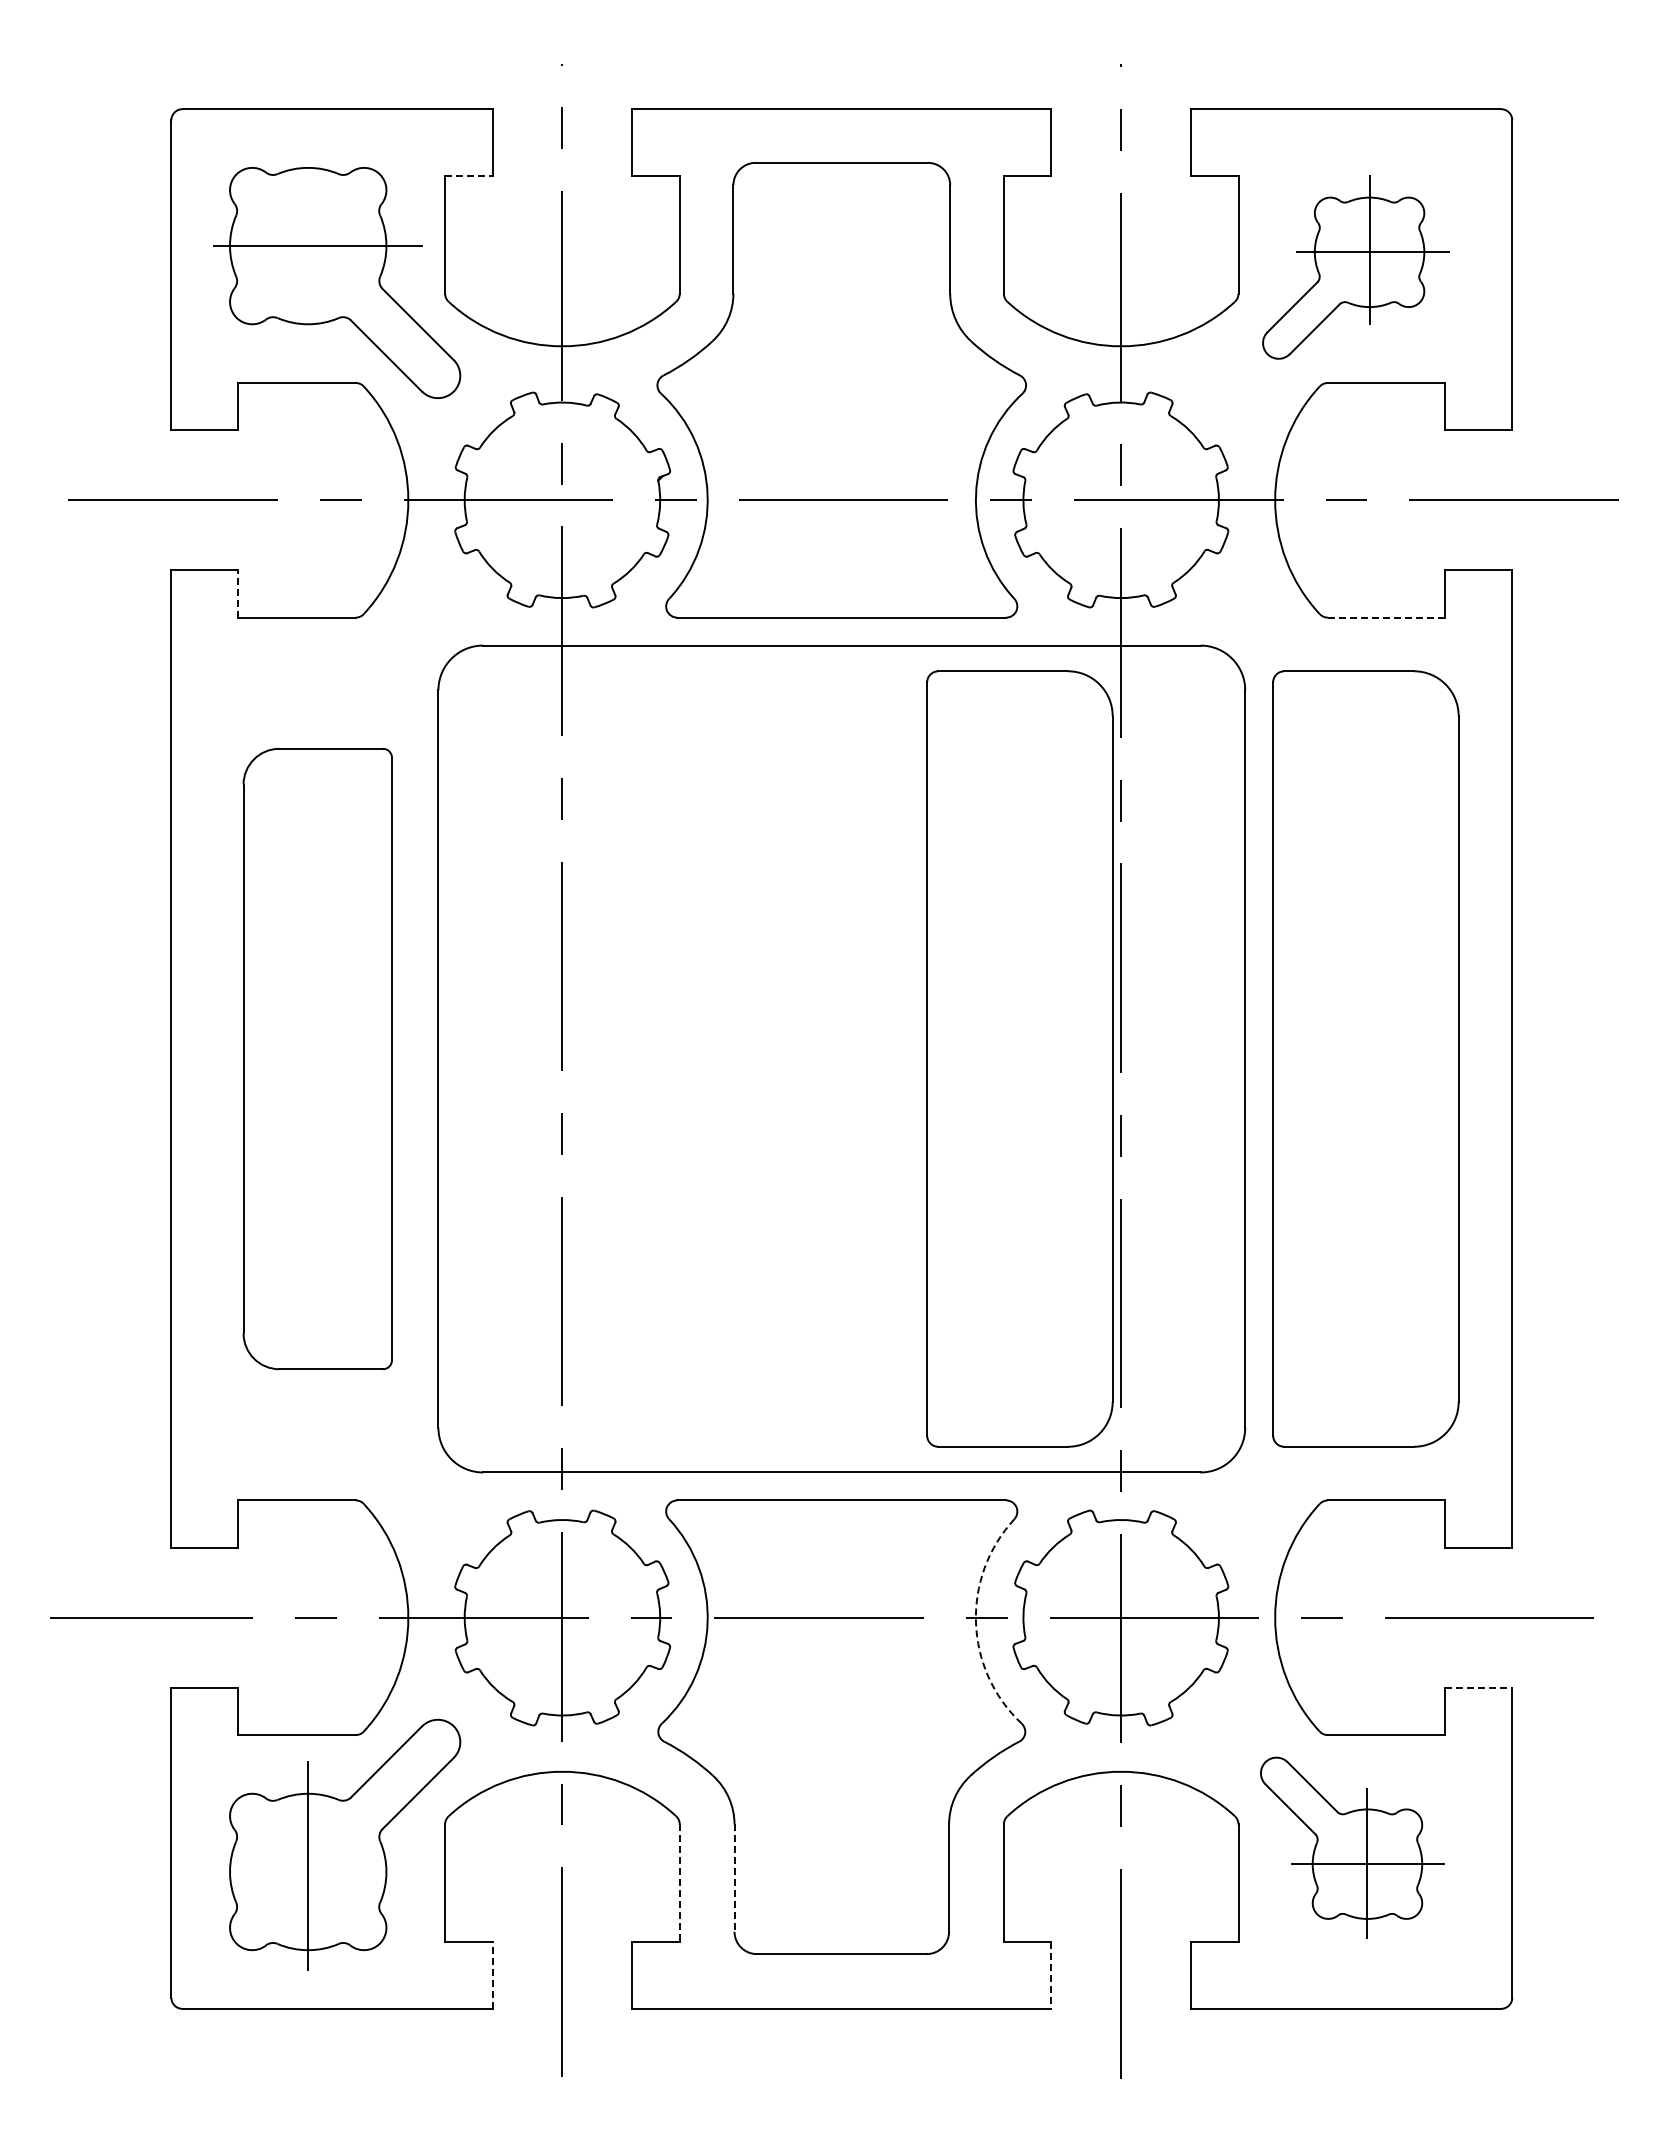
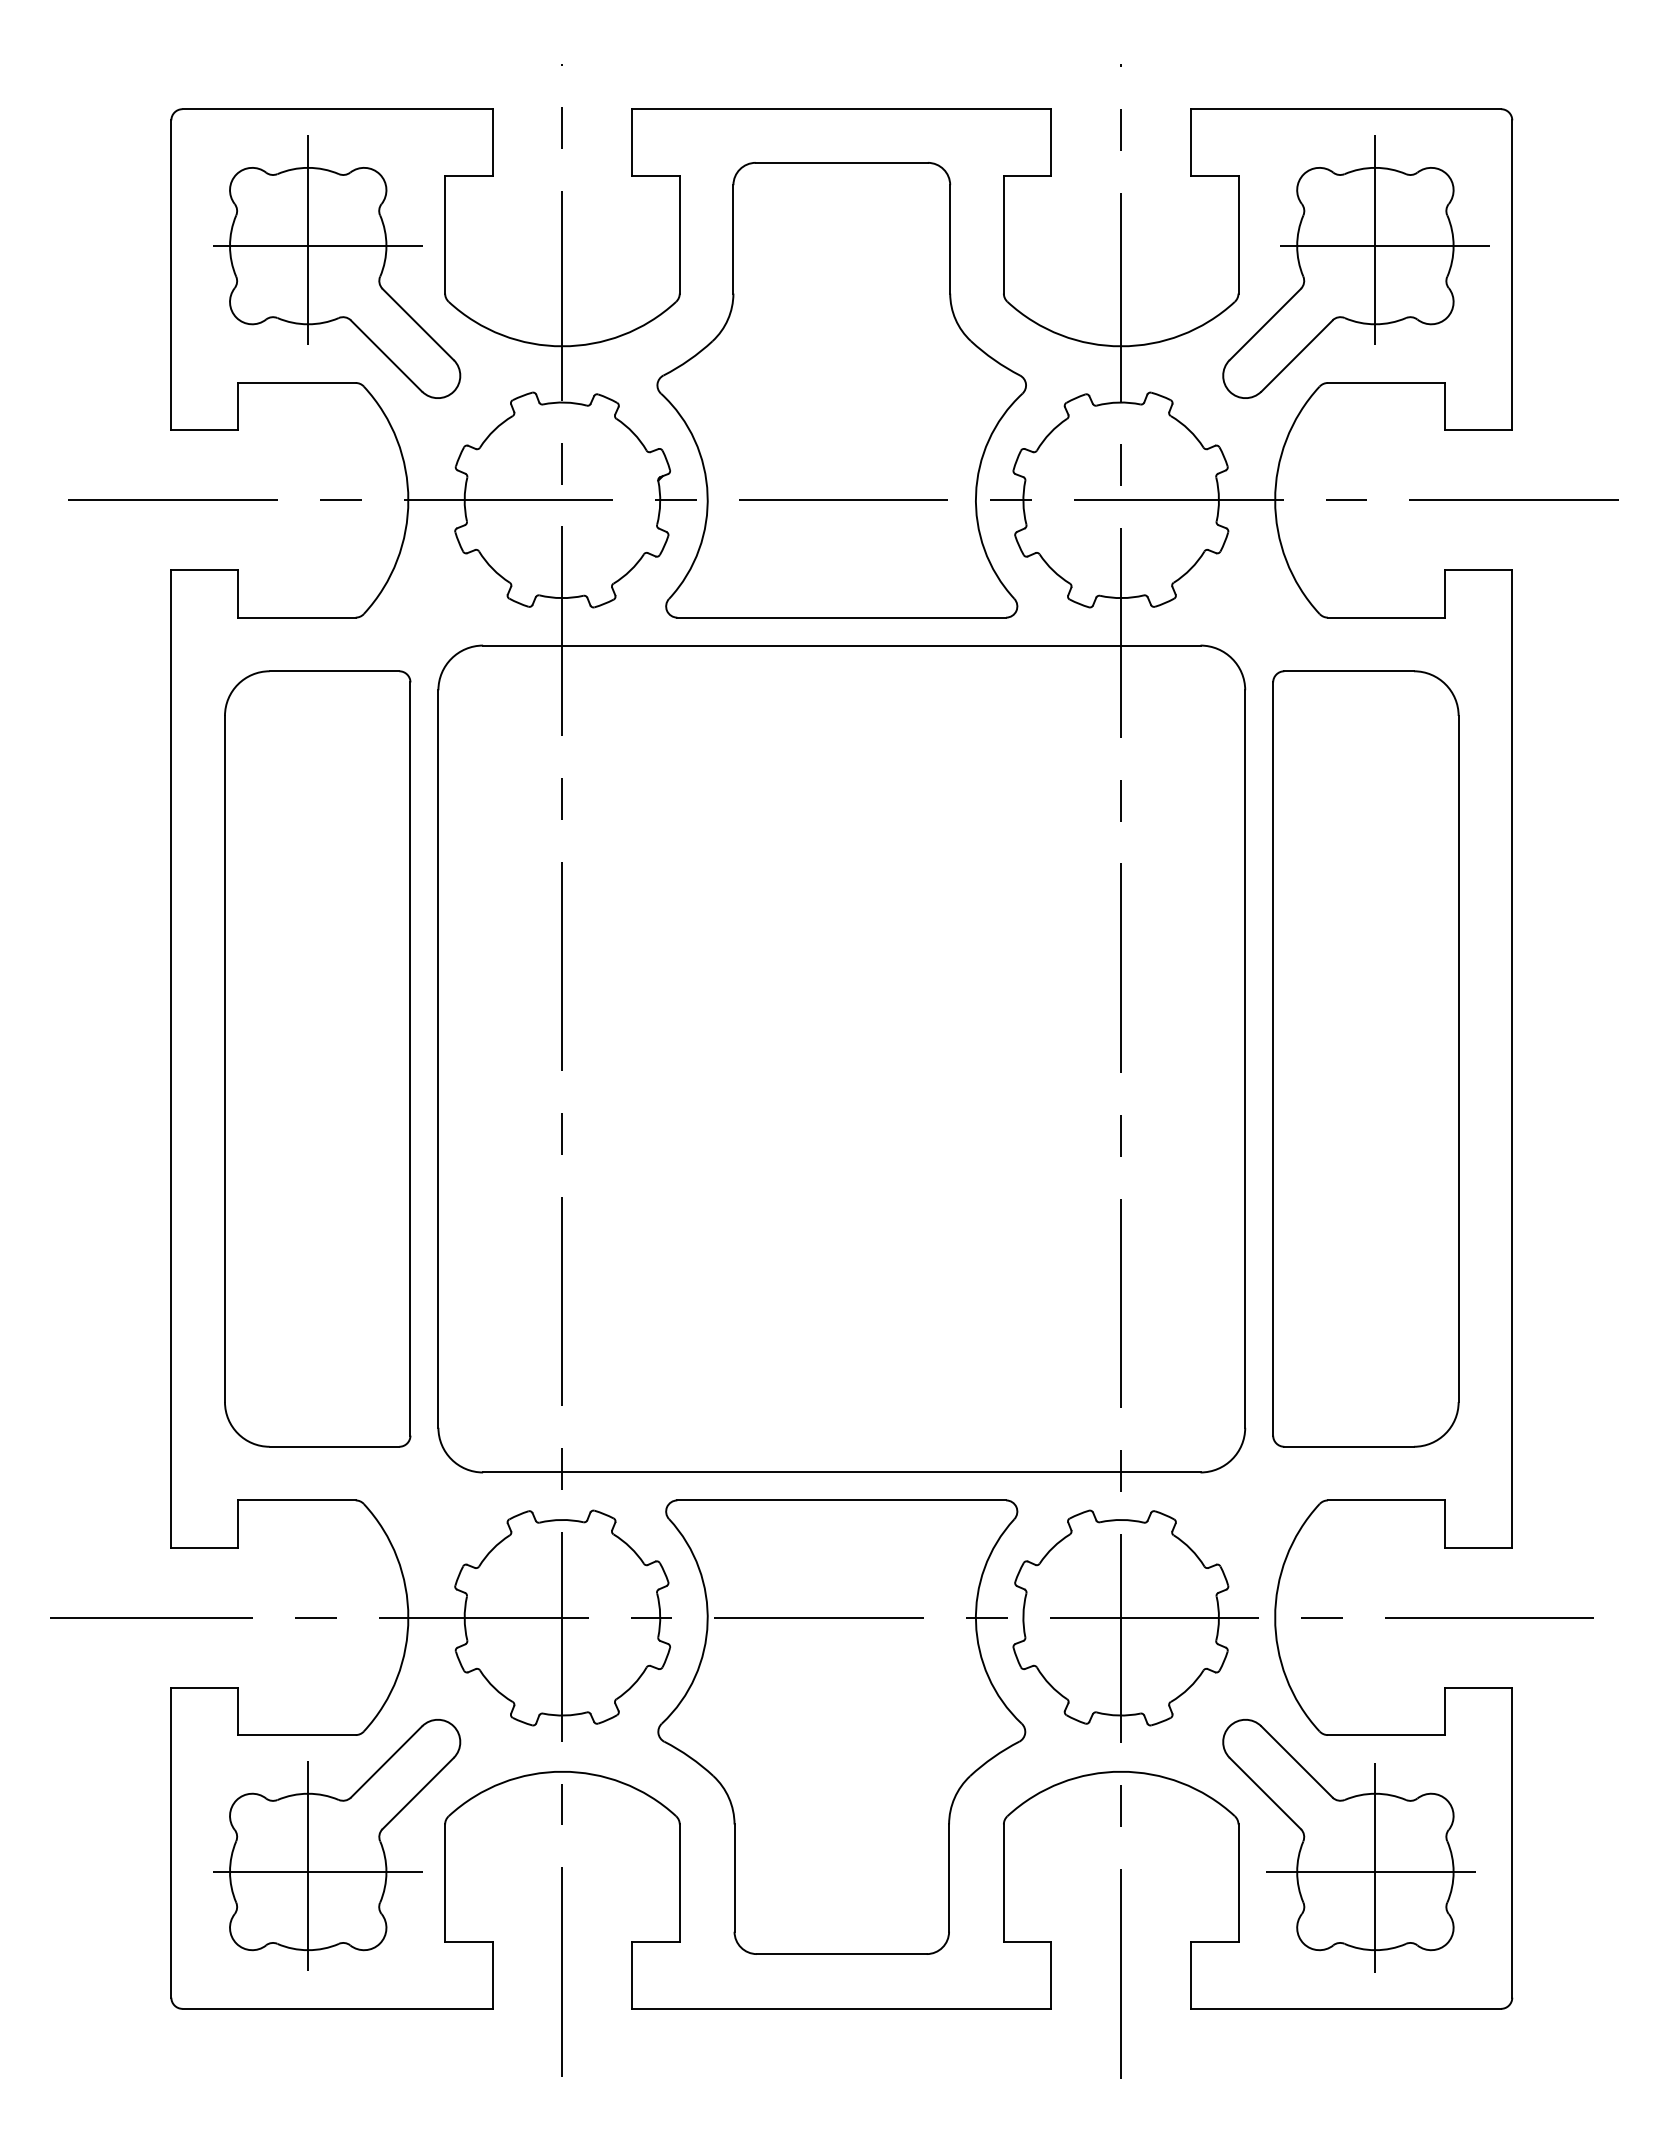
line: dashed -> solid (468, 176)
line: none -> present (308, 242)
part size: 188x185 px -> 268x264 px (1355, 266)
line: dashed -> solid (238, 593)
line: dashed -> solid (1386, 617)
part: present -> none (1019, 1058)
part size: 151x623 px -> 188x778 px (317, 1058)
arc: dashed -> solid (976, 1622)
line: dashed -> solid (1478, 1687)
part size: 184x183 px -> 254x254 px (1348, 1845)
line: none -> present (312, 1871)
line: dashed -> solid (734, 1878)
line: dashed -> solid (679, 1883)
line: dashed -> solid (492, 1975)
line: dashed -> solid (1051, 1975)
